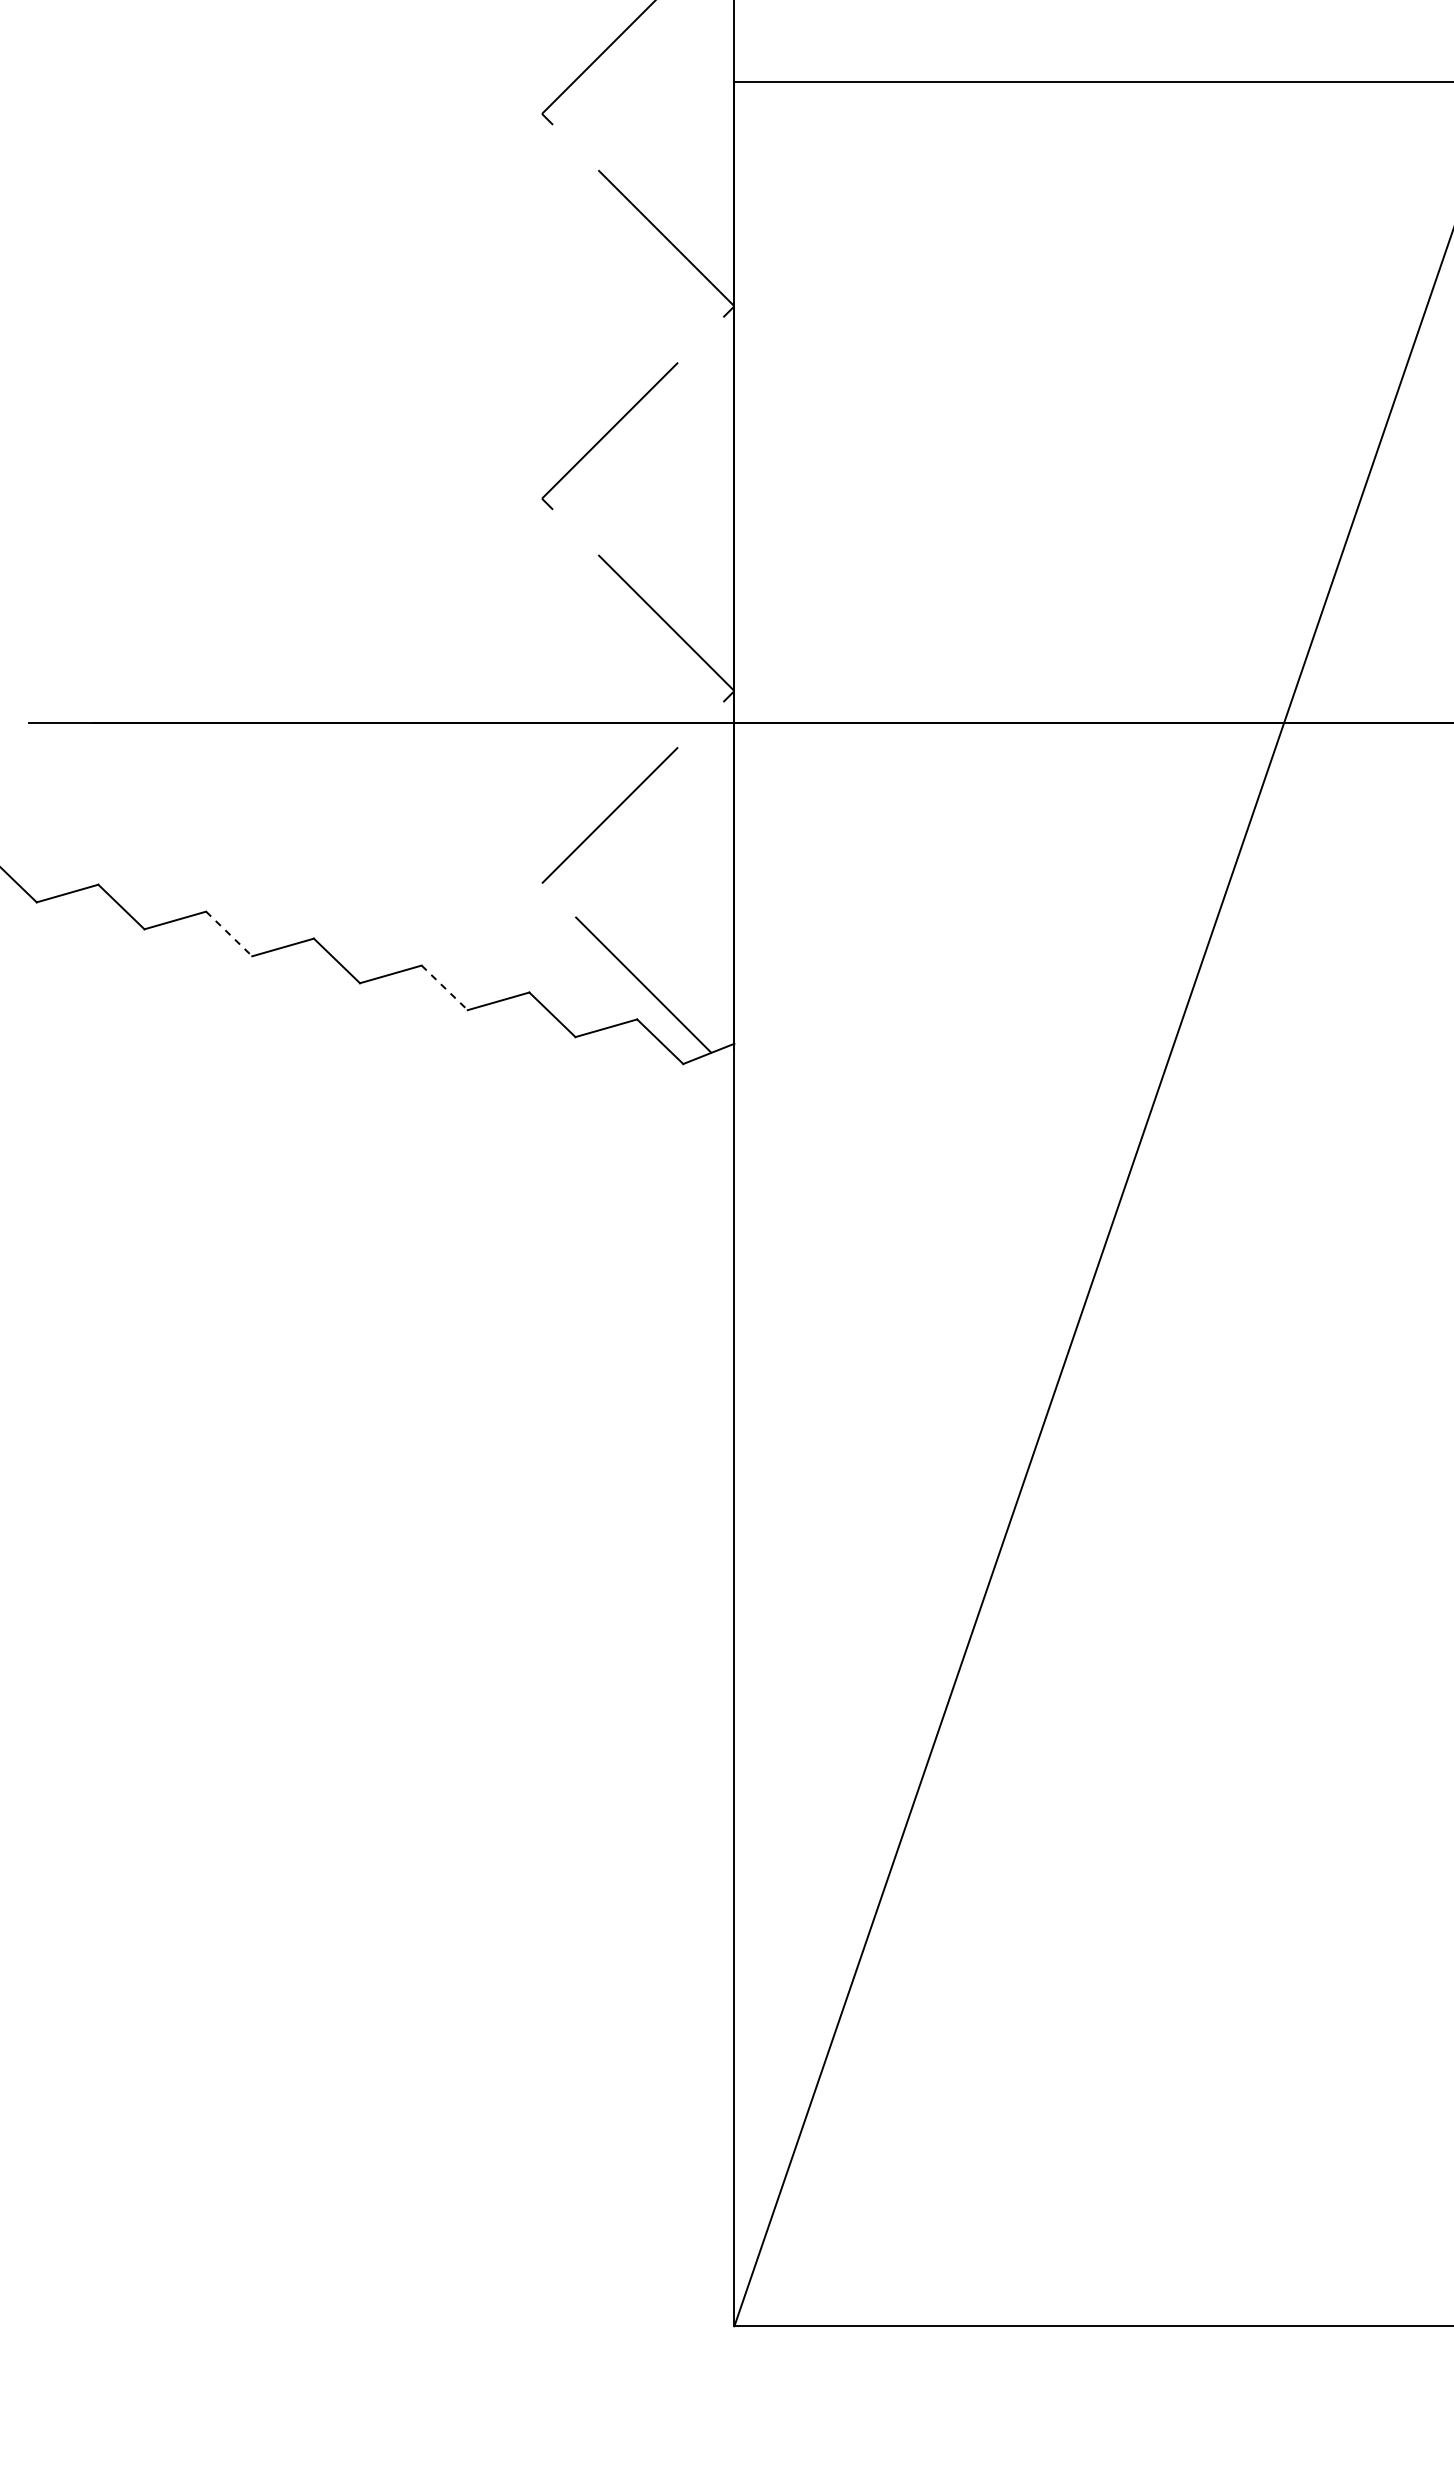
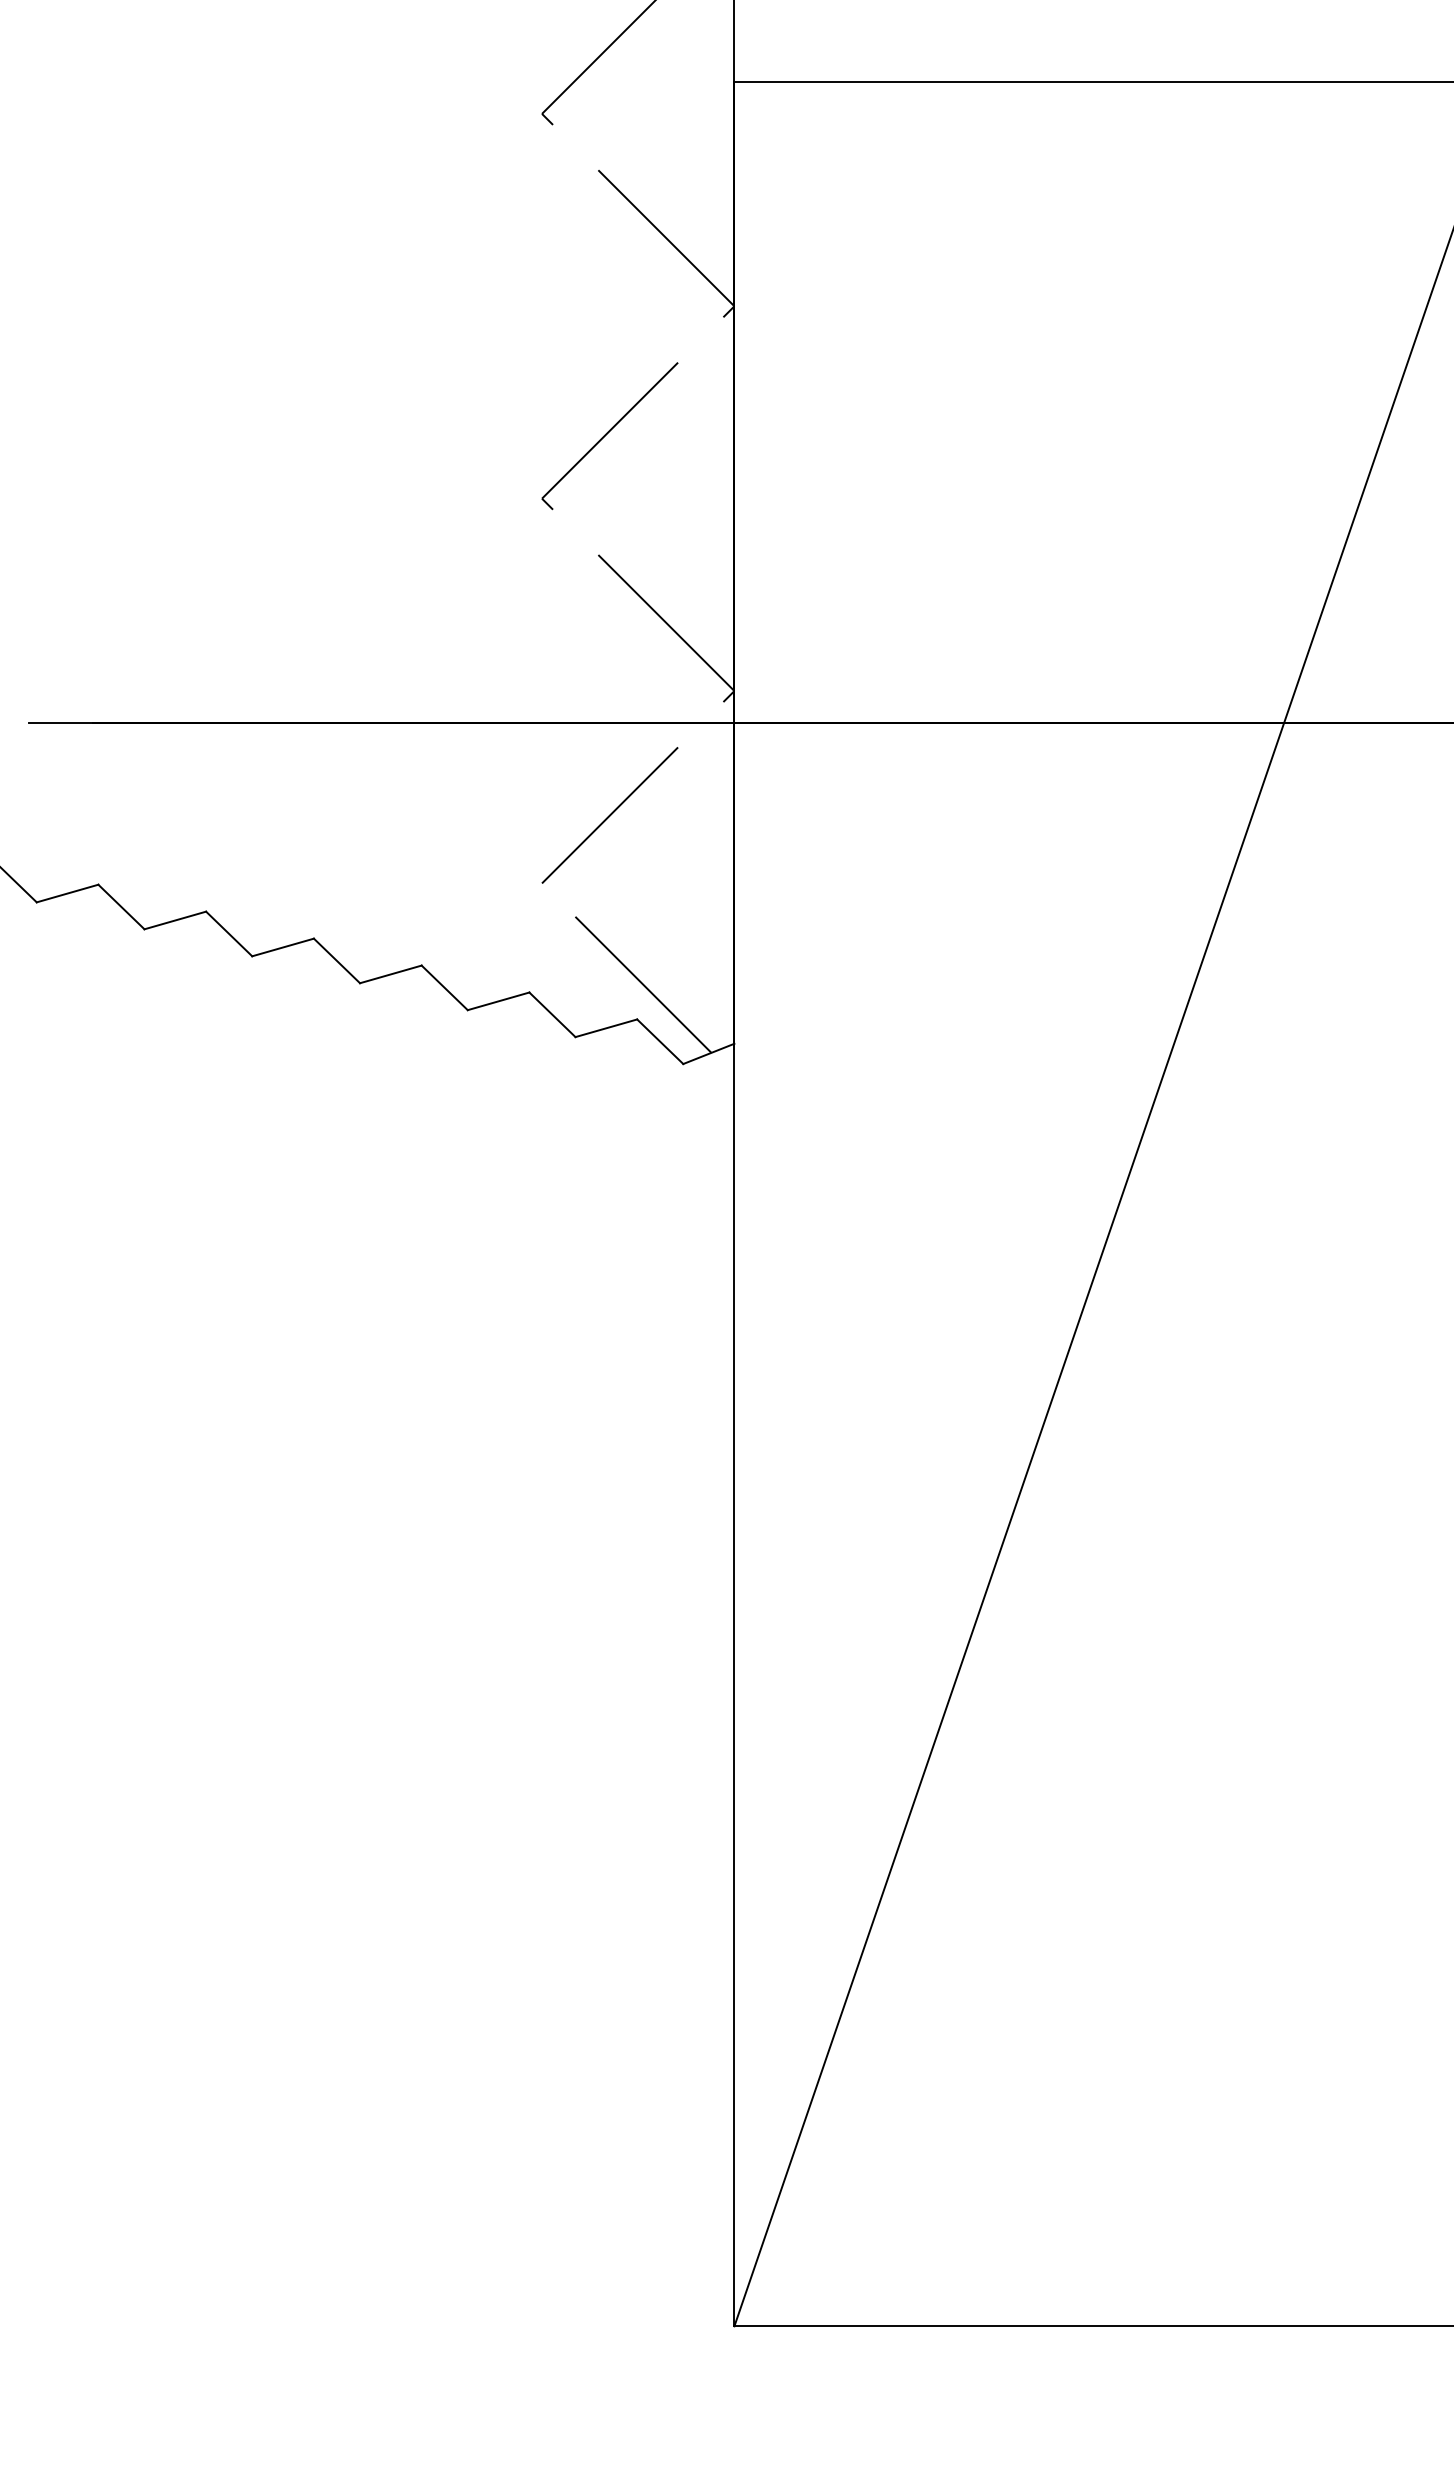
line: dashed -> solid (229, 934)
line: dashed -> solid (445, 988)
